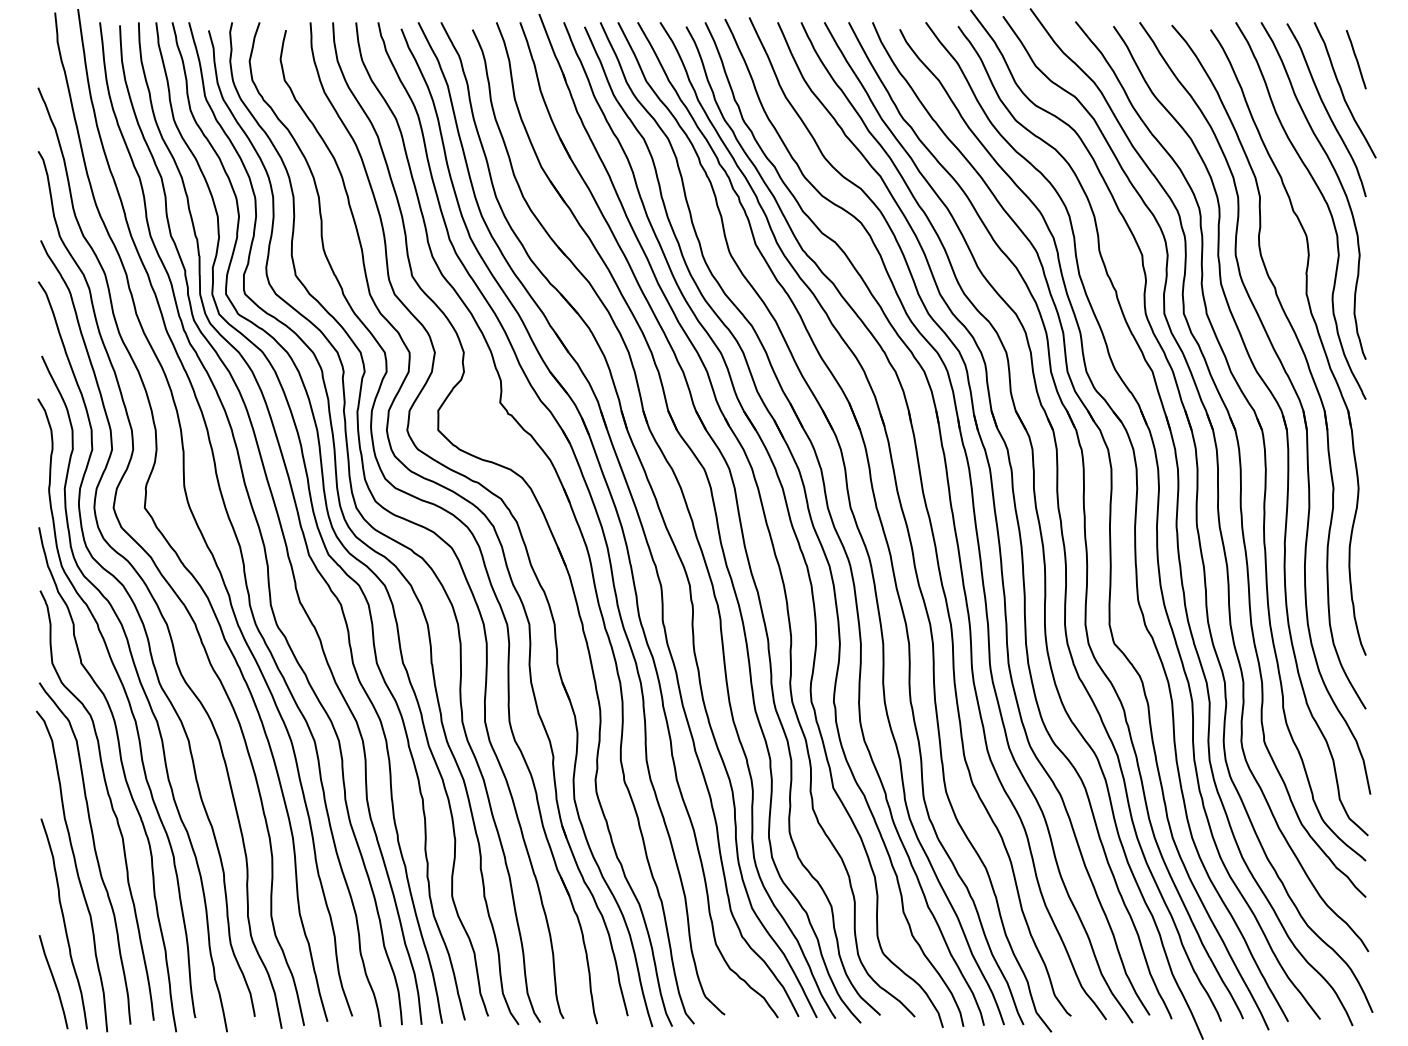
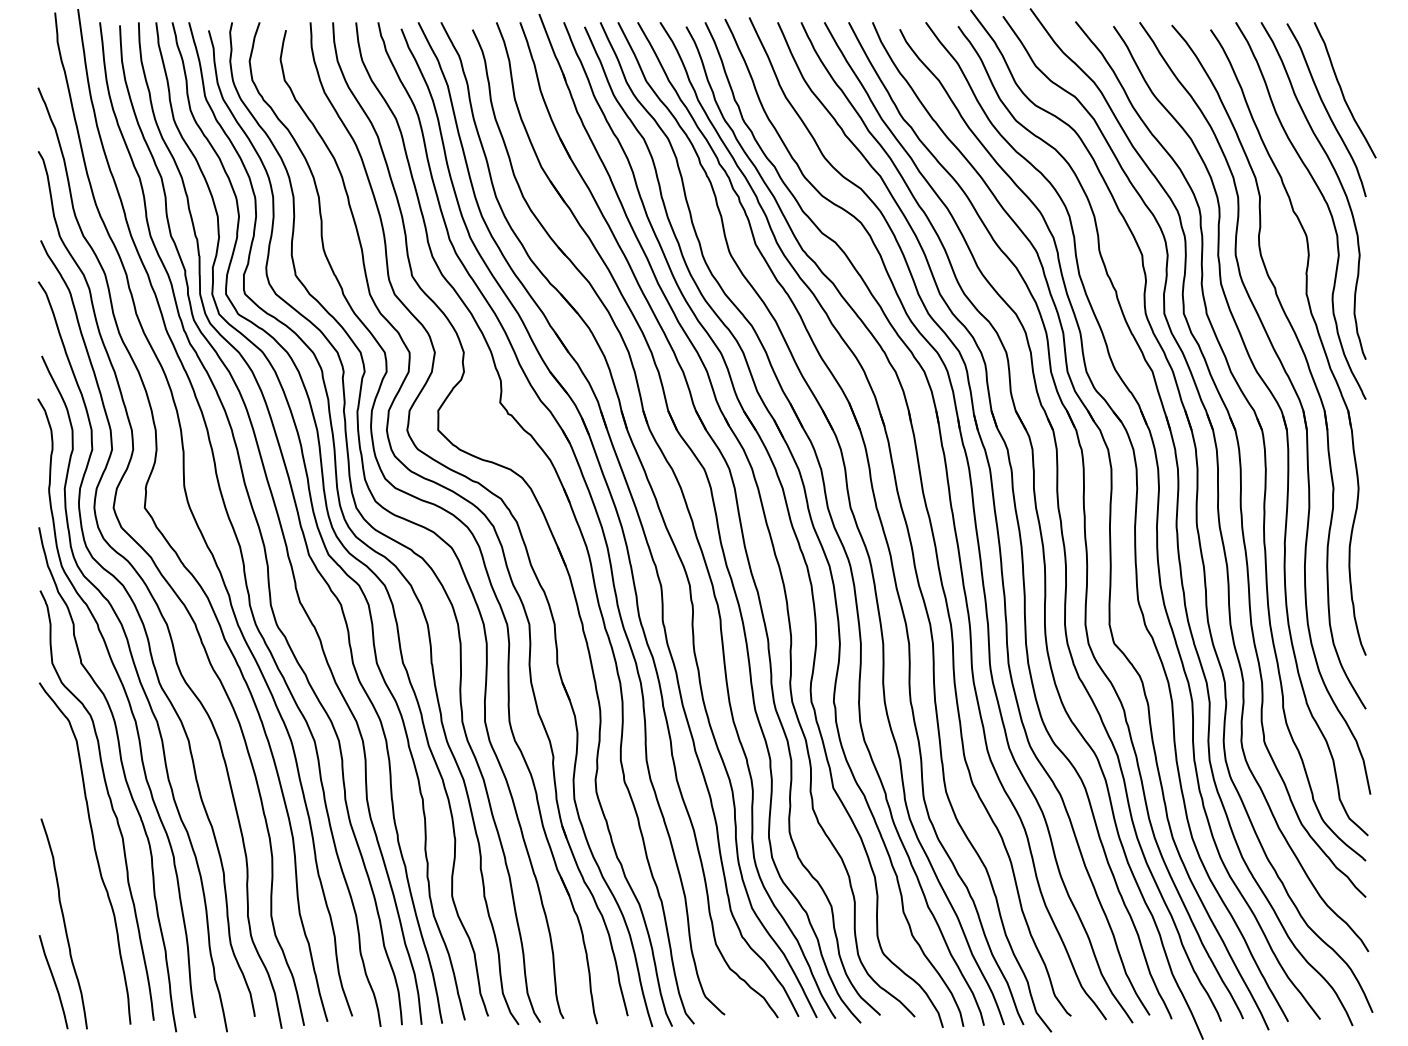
line: present -> none (1355, 59)
curve: present -> none (75, 869)
